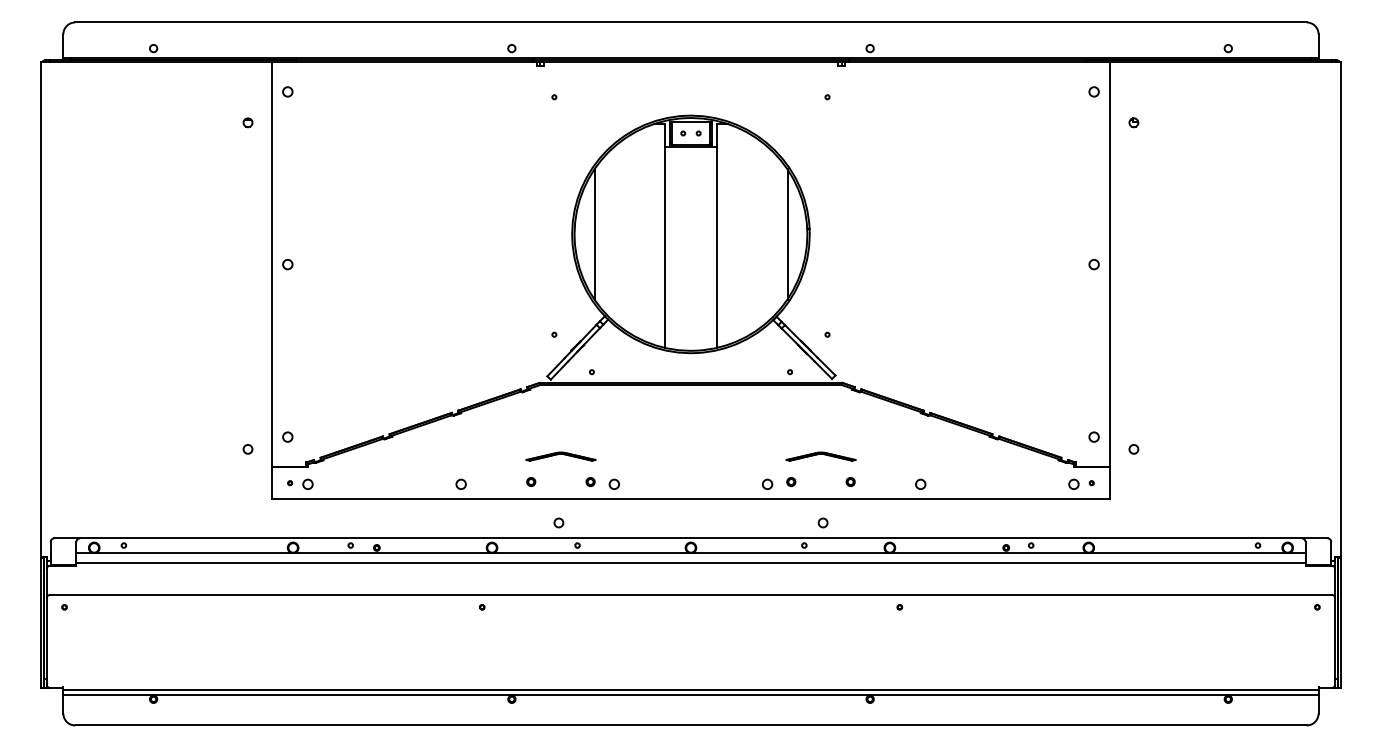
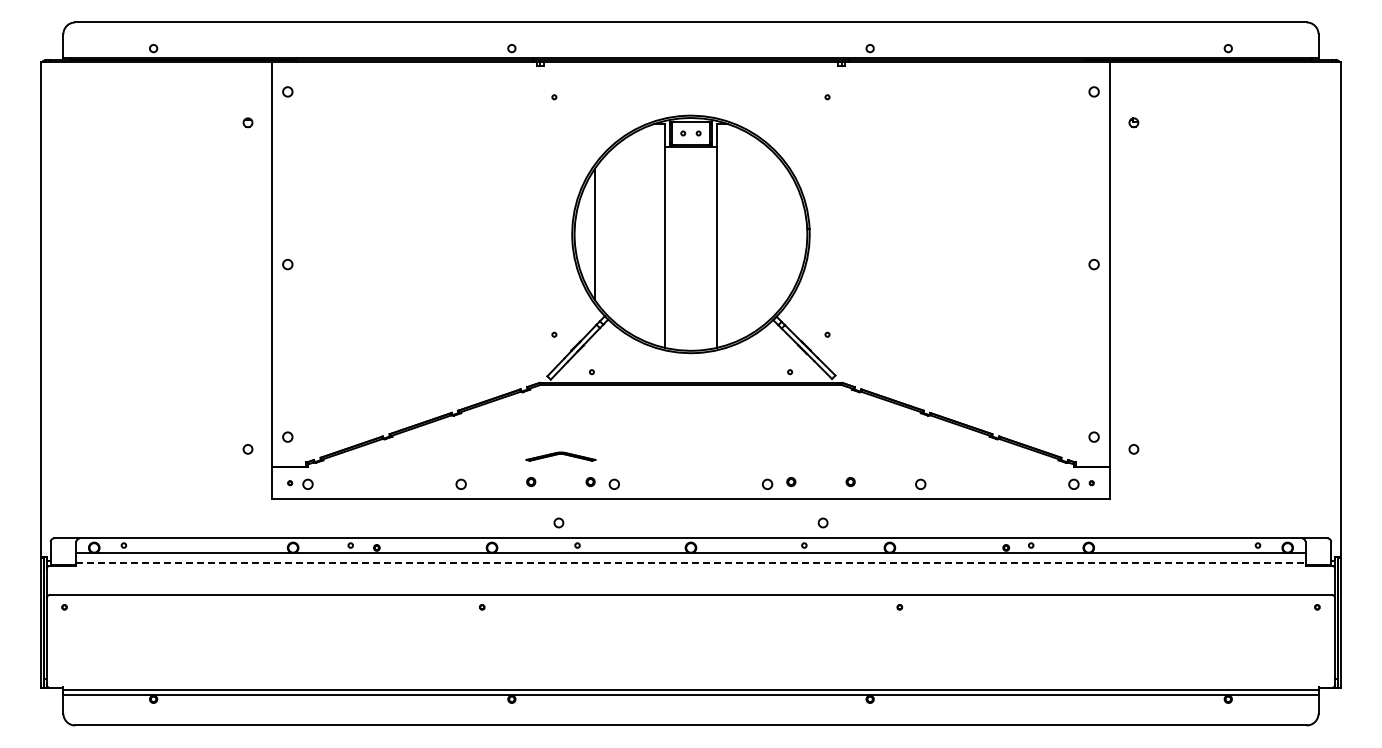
line: present -> none (787, 234)
part: present -> none (820, 456)
line: solid -> dashed (690, 562)
